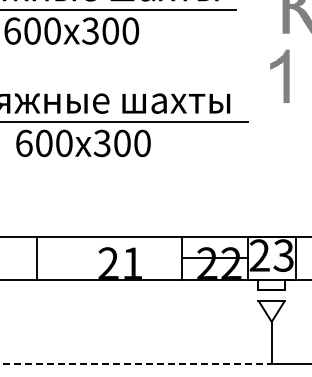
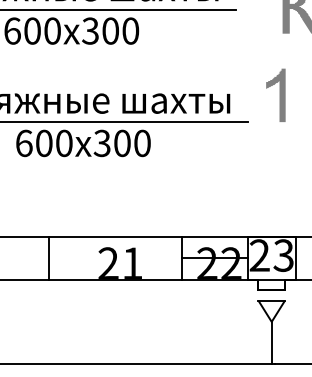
part position: (279, 75) -> (275, 94) (275, 94)
line position: (37, 258) -> (49, 258) (49, 258)
line: dashed -> solid (137, 364)
